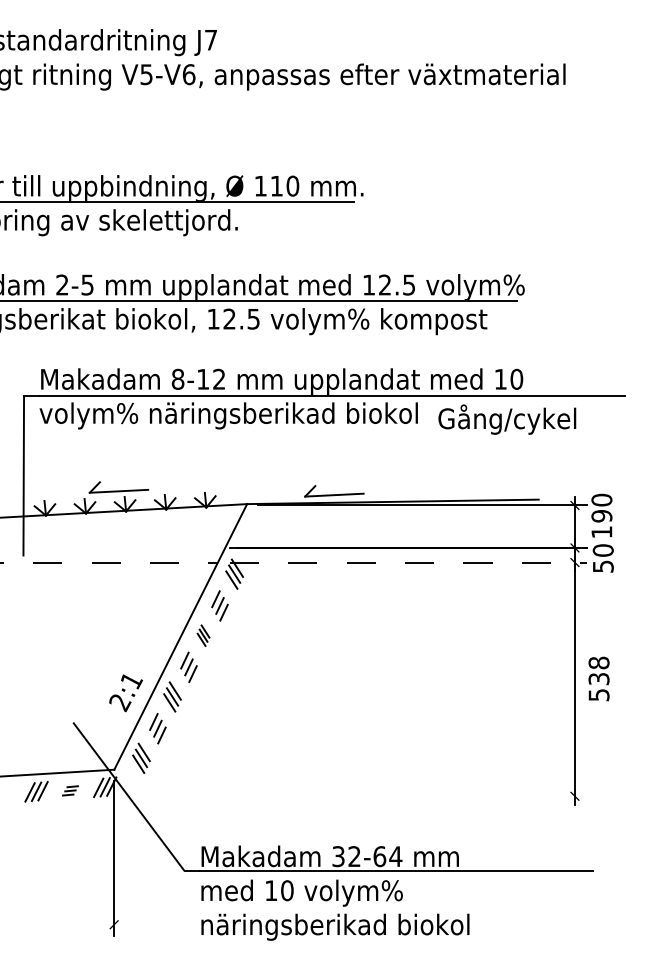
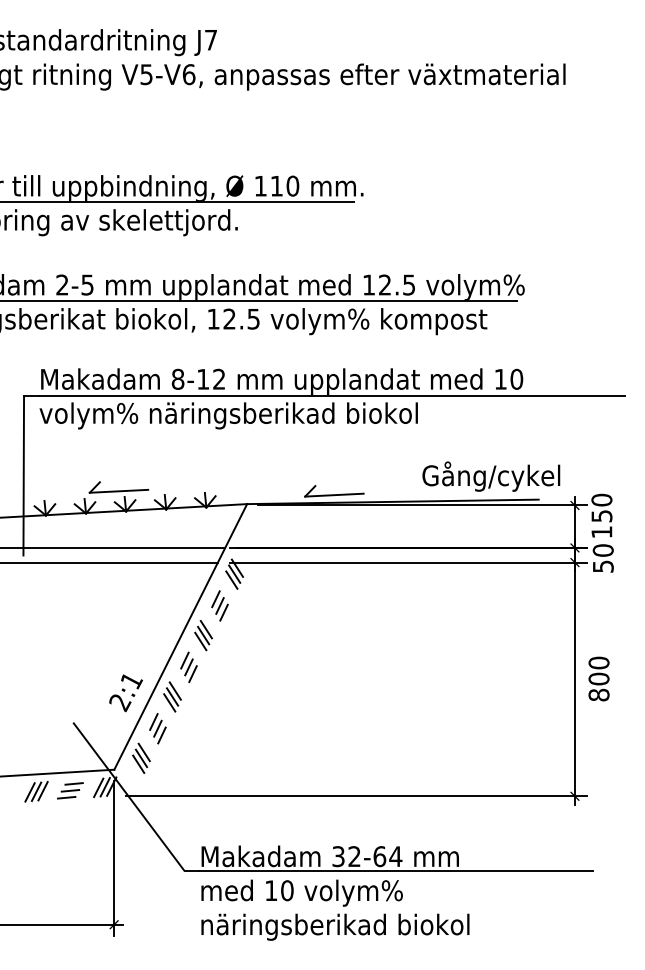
text position: (507, 419) -> (491, 476) (491, 476)
text: 190 -> 150 (601, 516)
line: none -> present (113, 547)
line: dashed -> solid (109, 562)
line: dashed -> solid (408, 562)
part size: 15x23 px -> 19x32 px (203, 635)
text: 538 -> 800 (598, 678)
part size: 17x12 px -> 27x18 px (70, 790)
line: none -> present (355, 796)
line: none -> present (62, 924)
